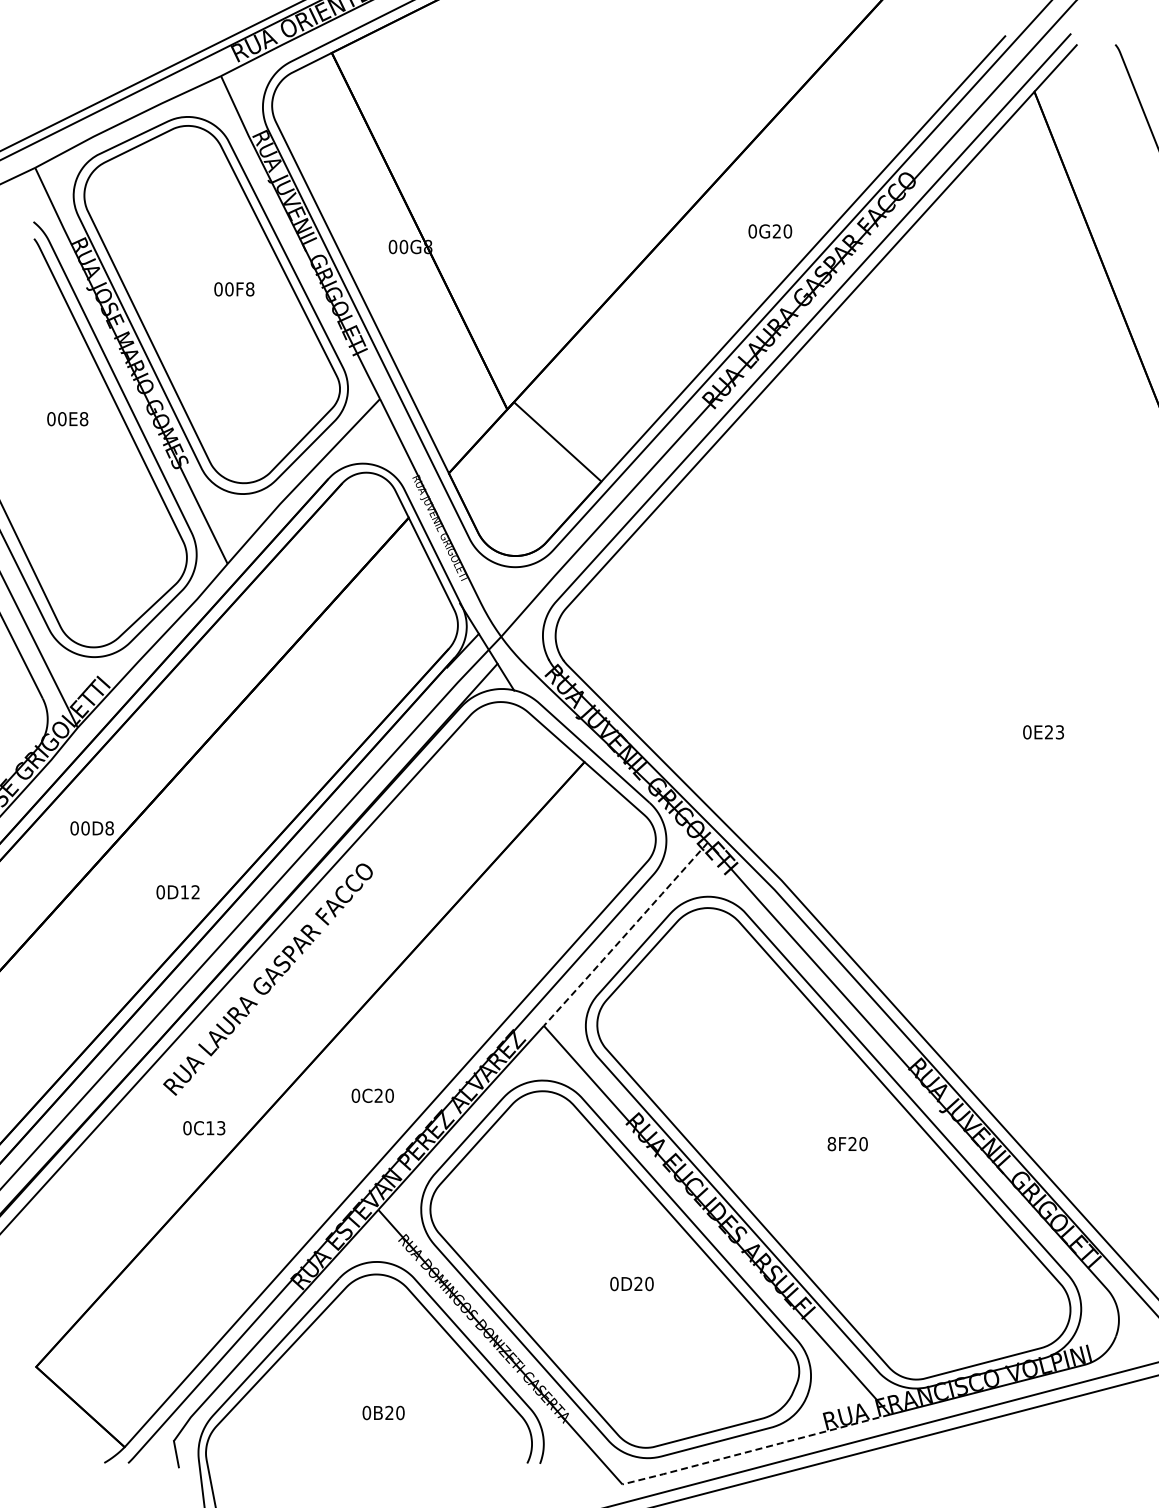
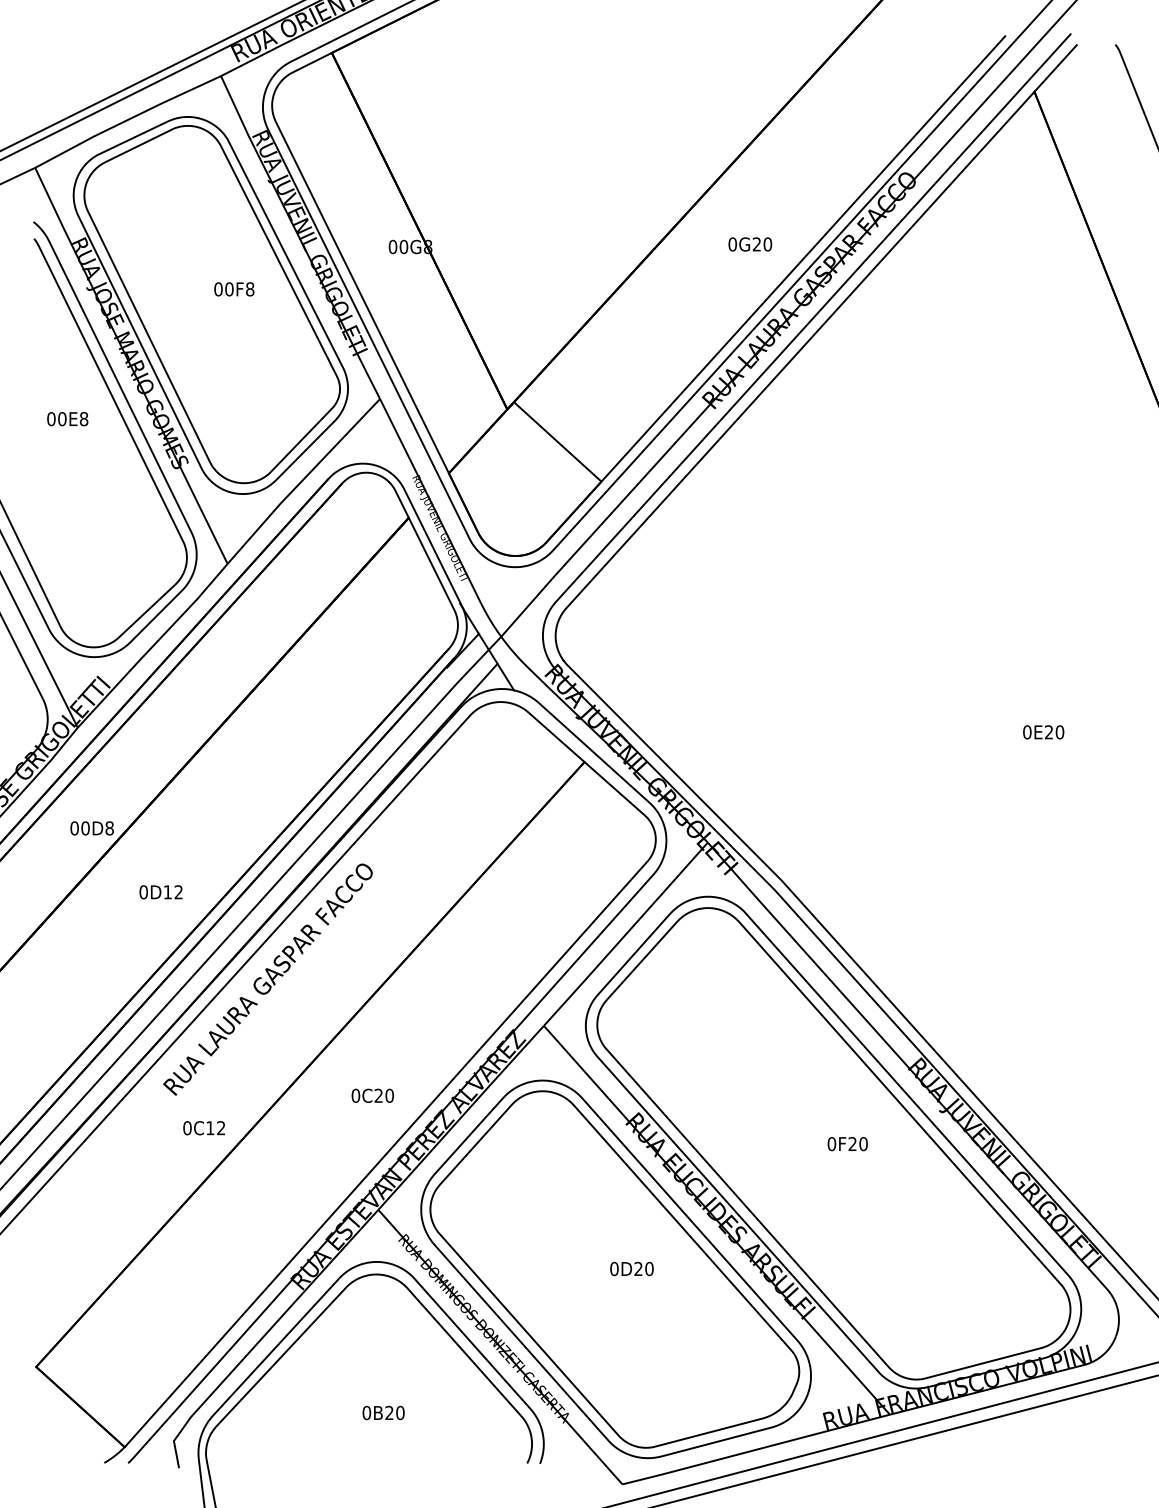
text position: (770, 231) -> (750, 244) (750, 244)
text: 0E23 -> 0E20 (1059, 732)
text position: (177, 892) -> (160, 892) (160, 892)
line: dashed -> solid (625, 934)
text: 0C13 -> 0C12 (221, 1128)
text: 8F20 -> 0F20 (831, 1143)
text position: (631, 1283) -> (631, 1268) (631, 1268)
line: dashed -> solid (755, 1449)
